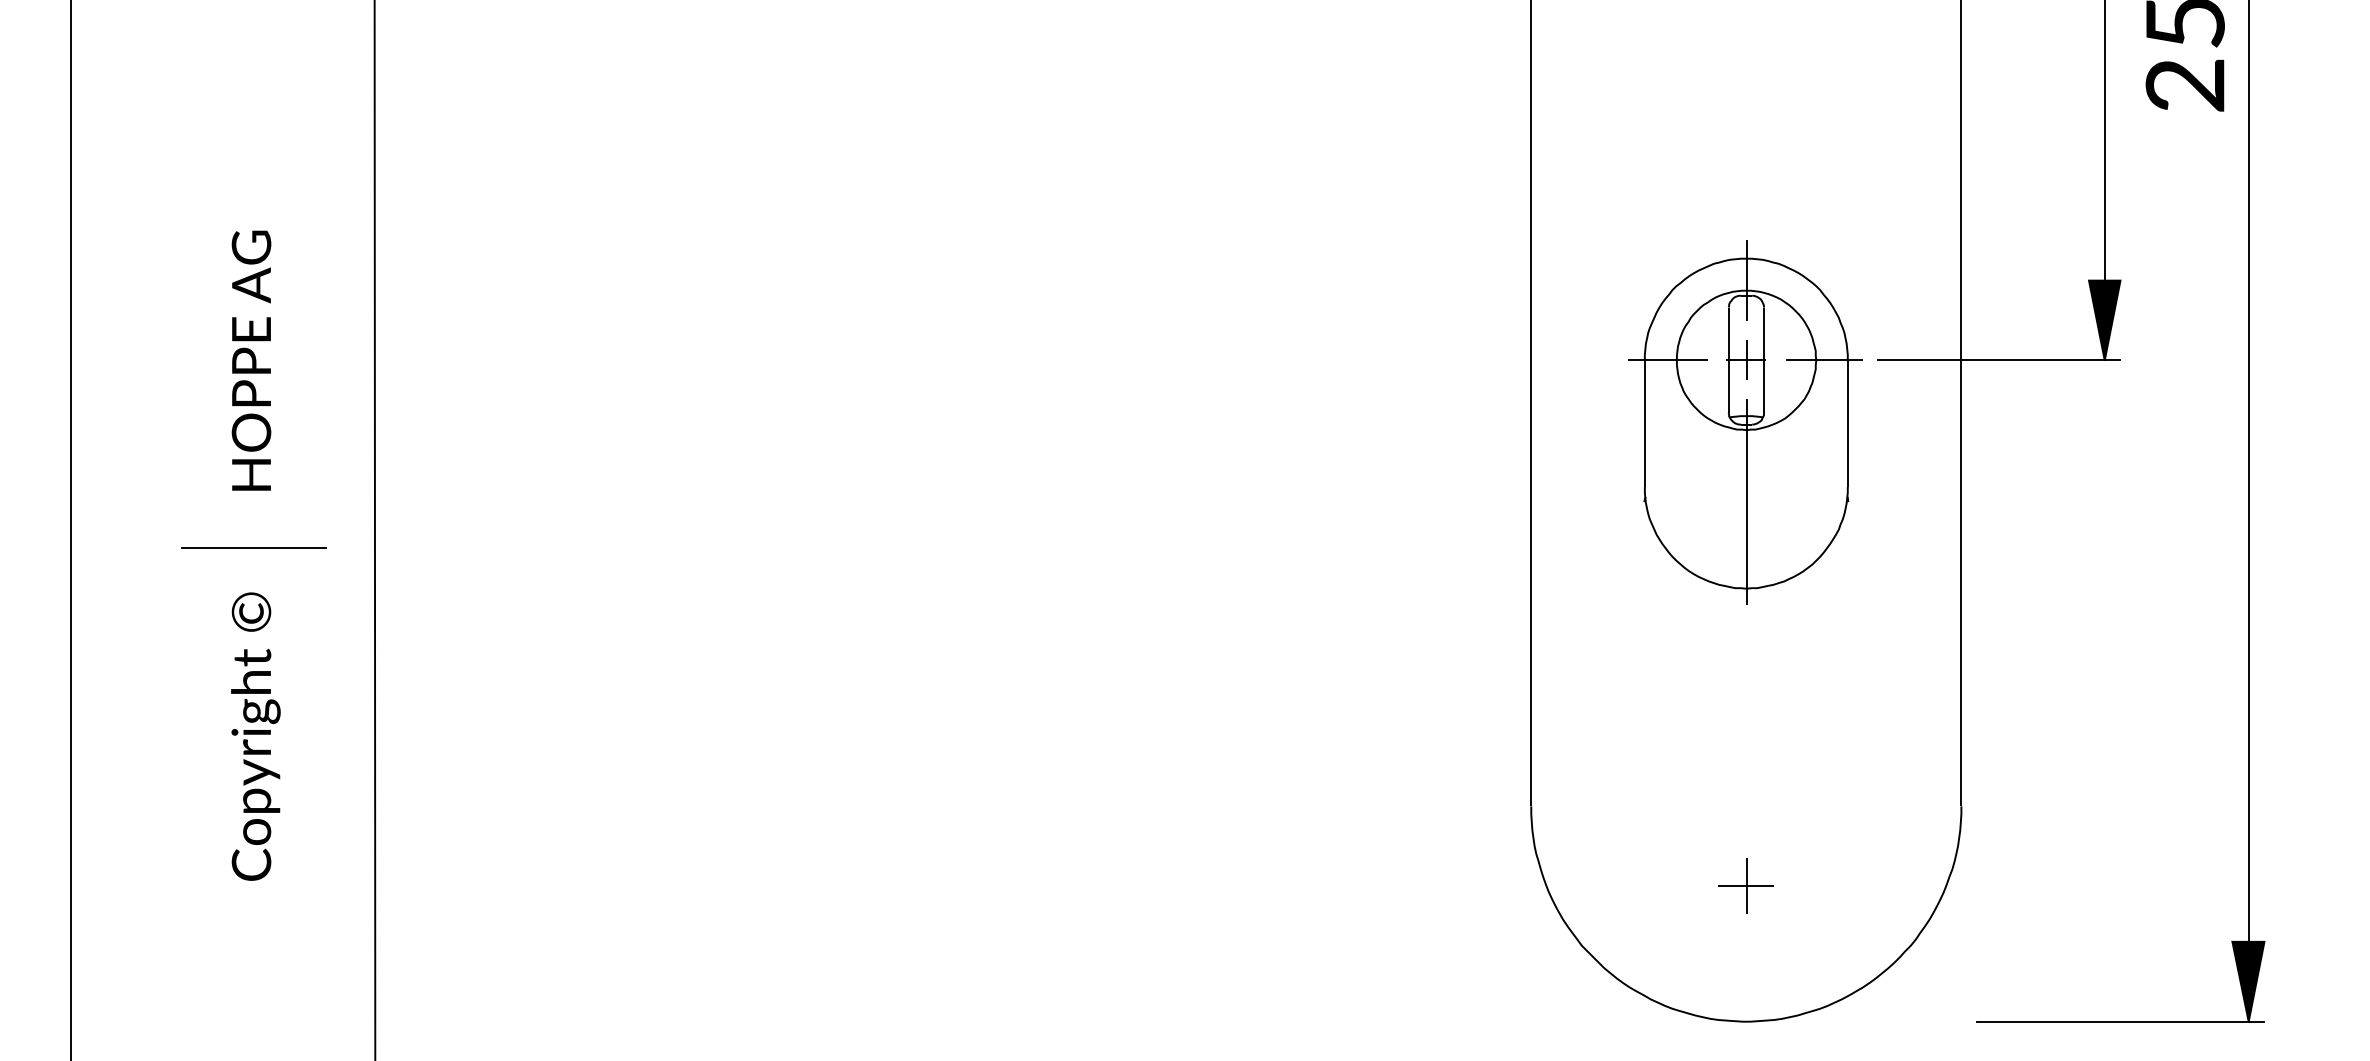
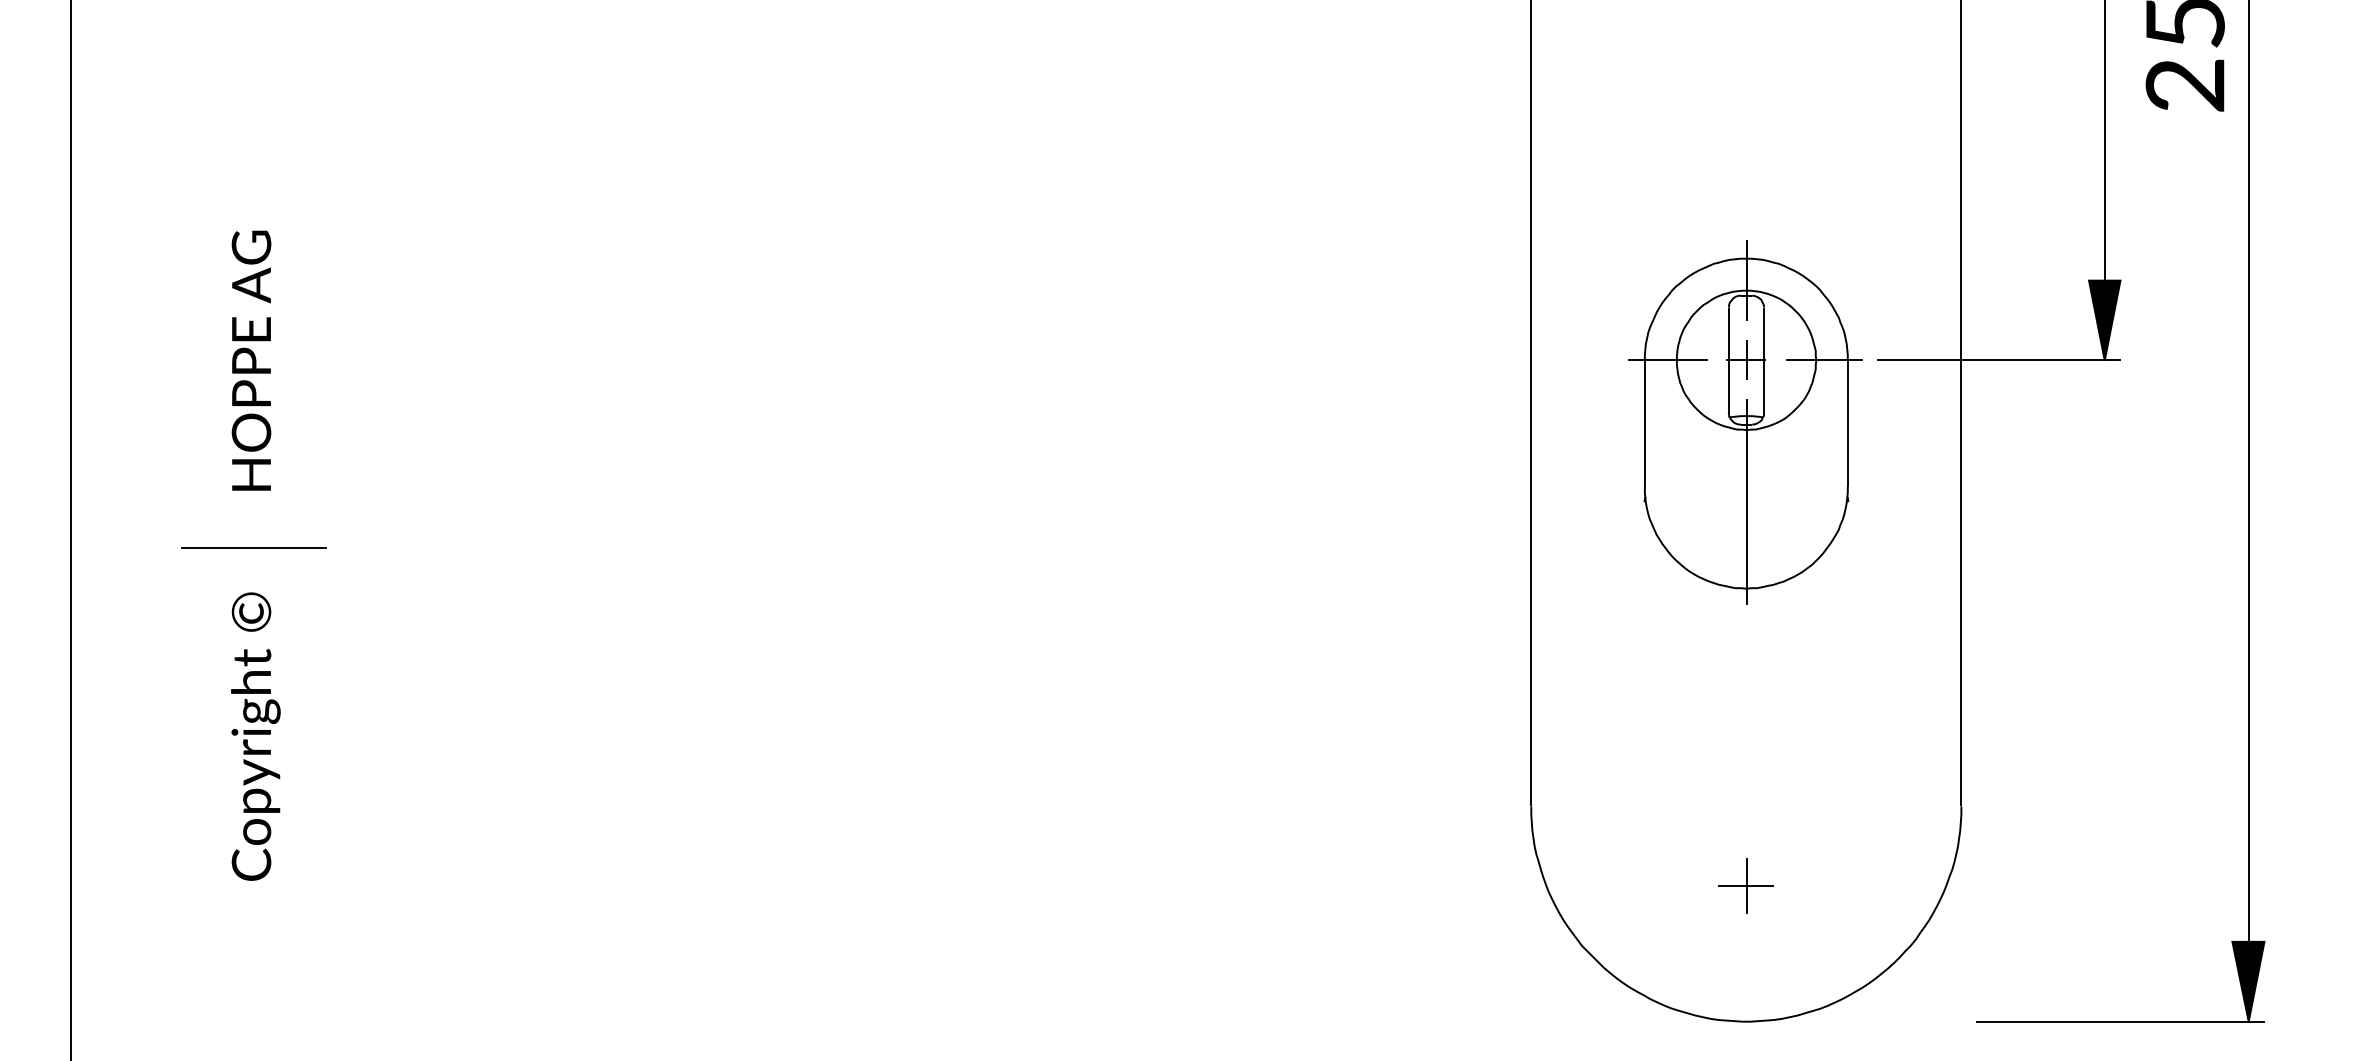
line: present -> none (374, 529)
